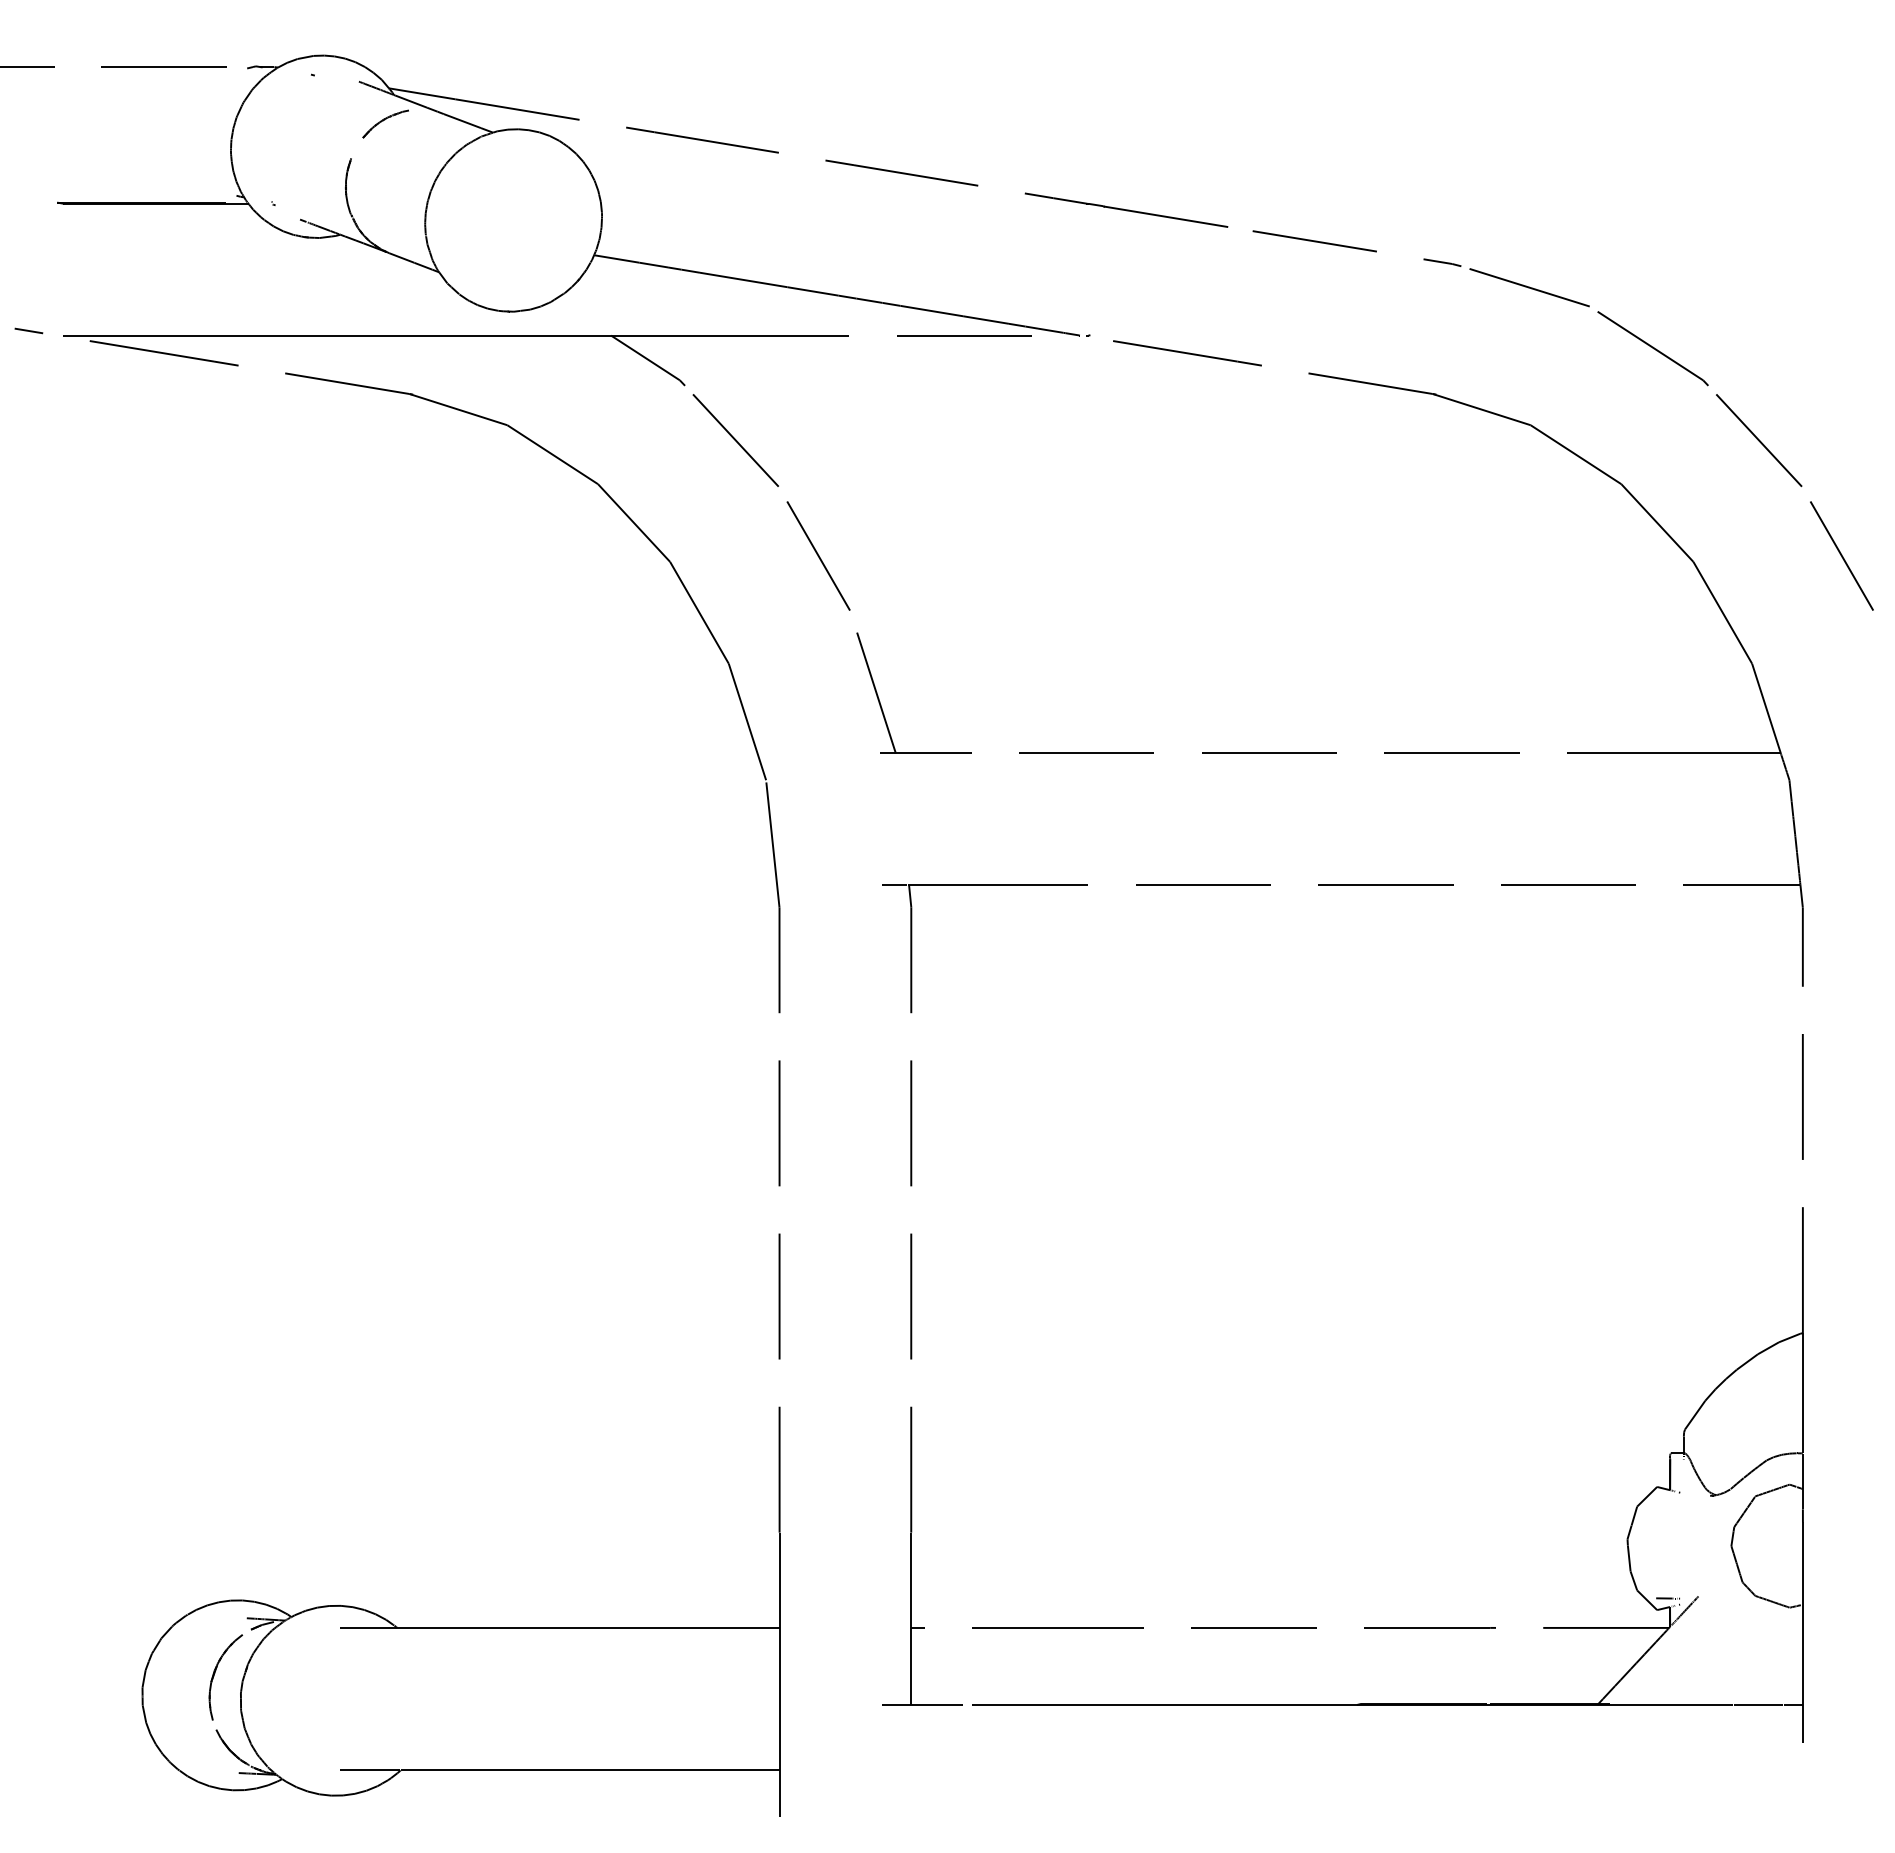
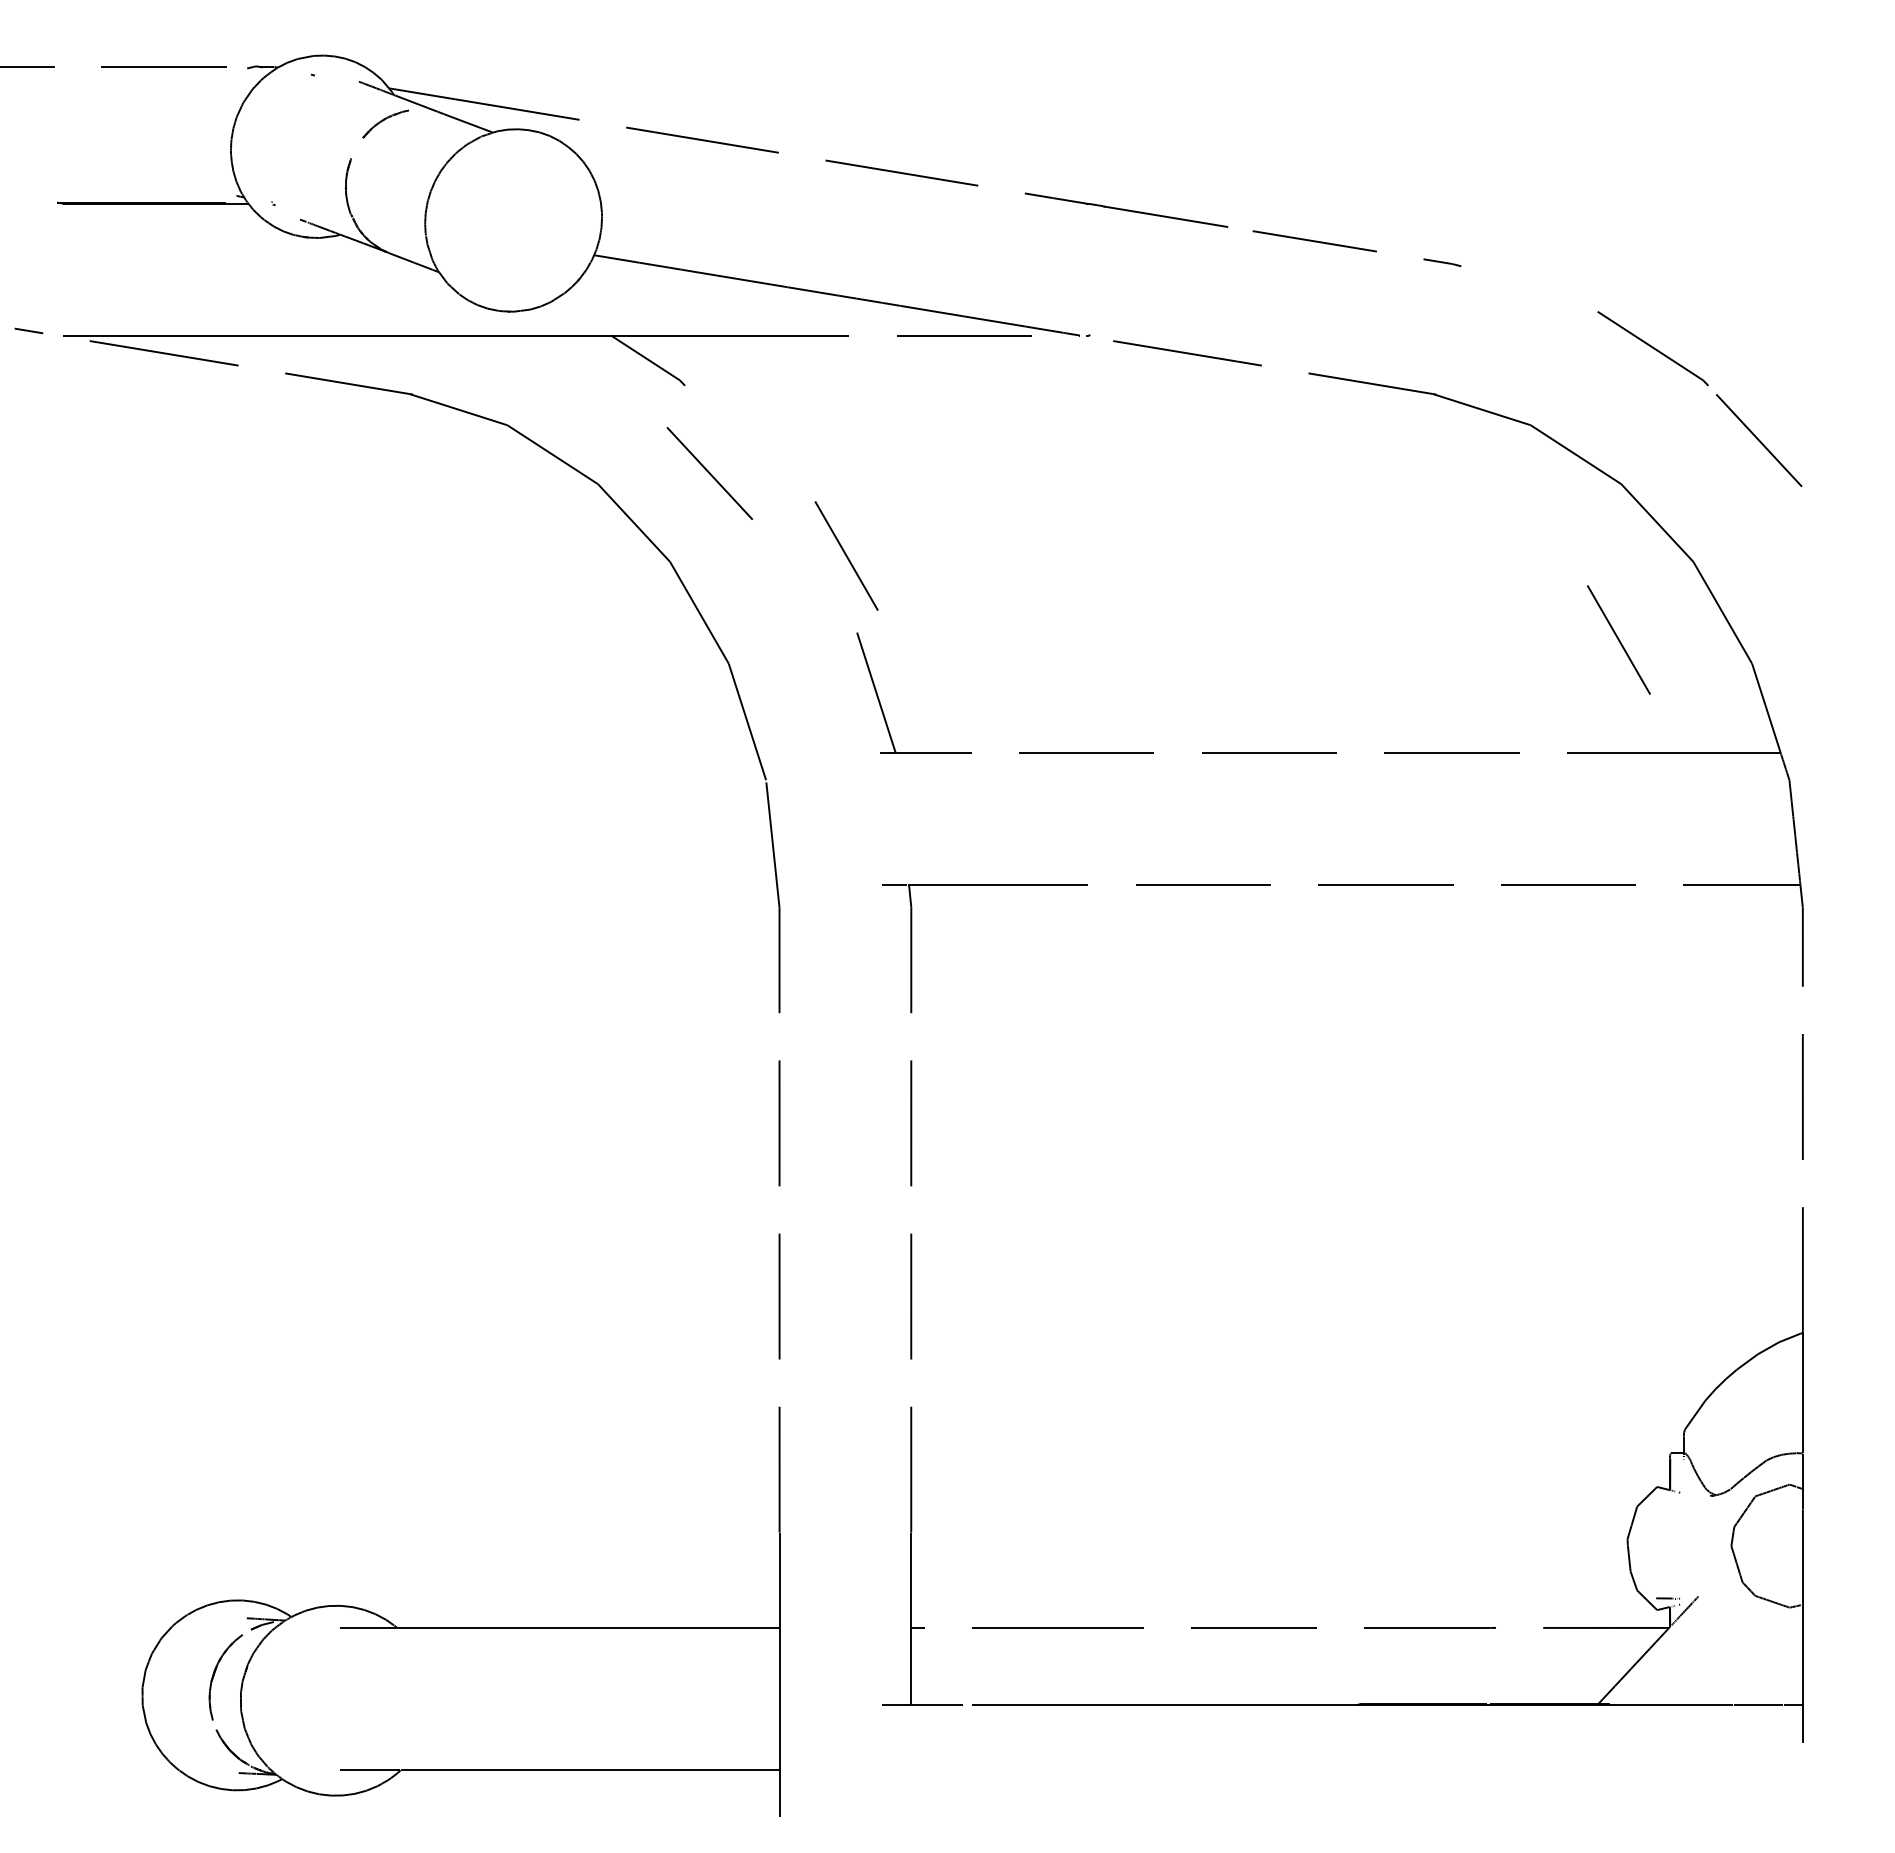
line: present -> none (1529, 287)
line position: (735, 440) -> (709, 473) (709, 473)
line position: (818, 555) -> (846, 555) (846, 555)
line position: (1841, 555) -> (1618, 639) (1618, 639)
